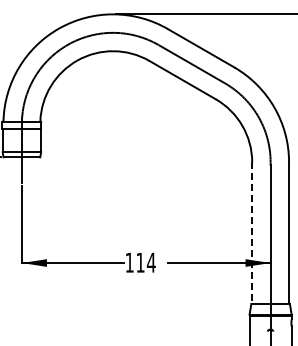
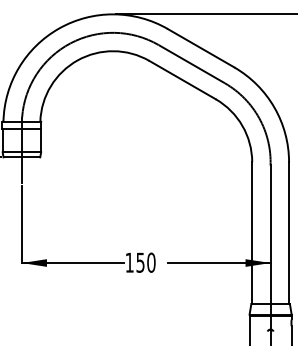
line: dashed -> solid (252, 233)
text: 114 -> 150 (145, 262)
